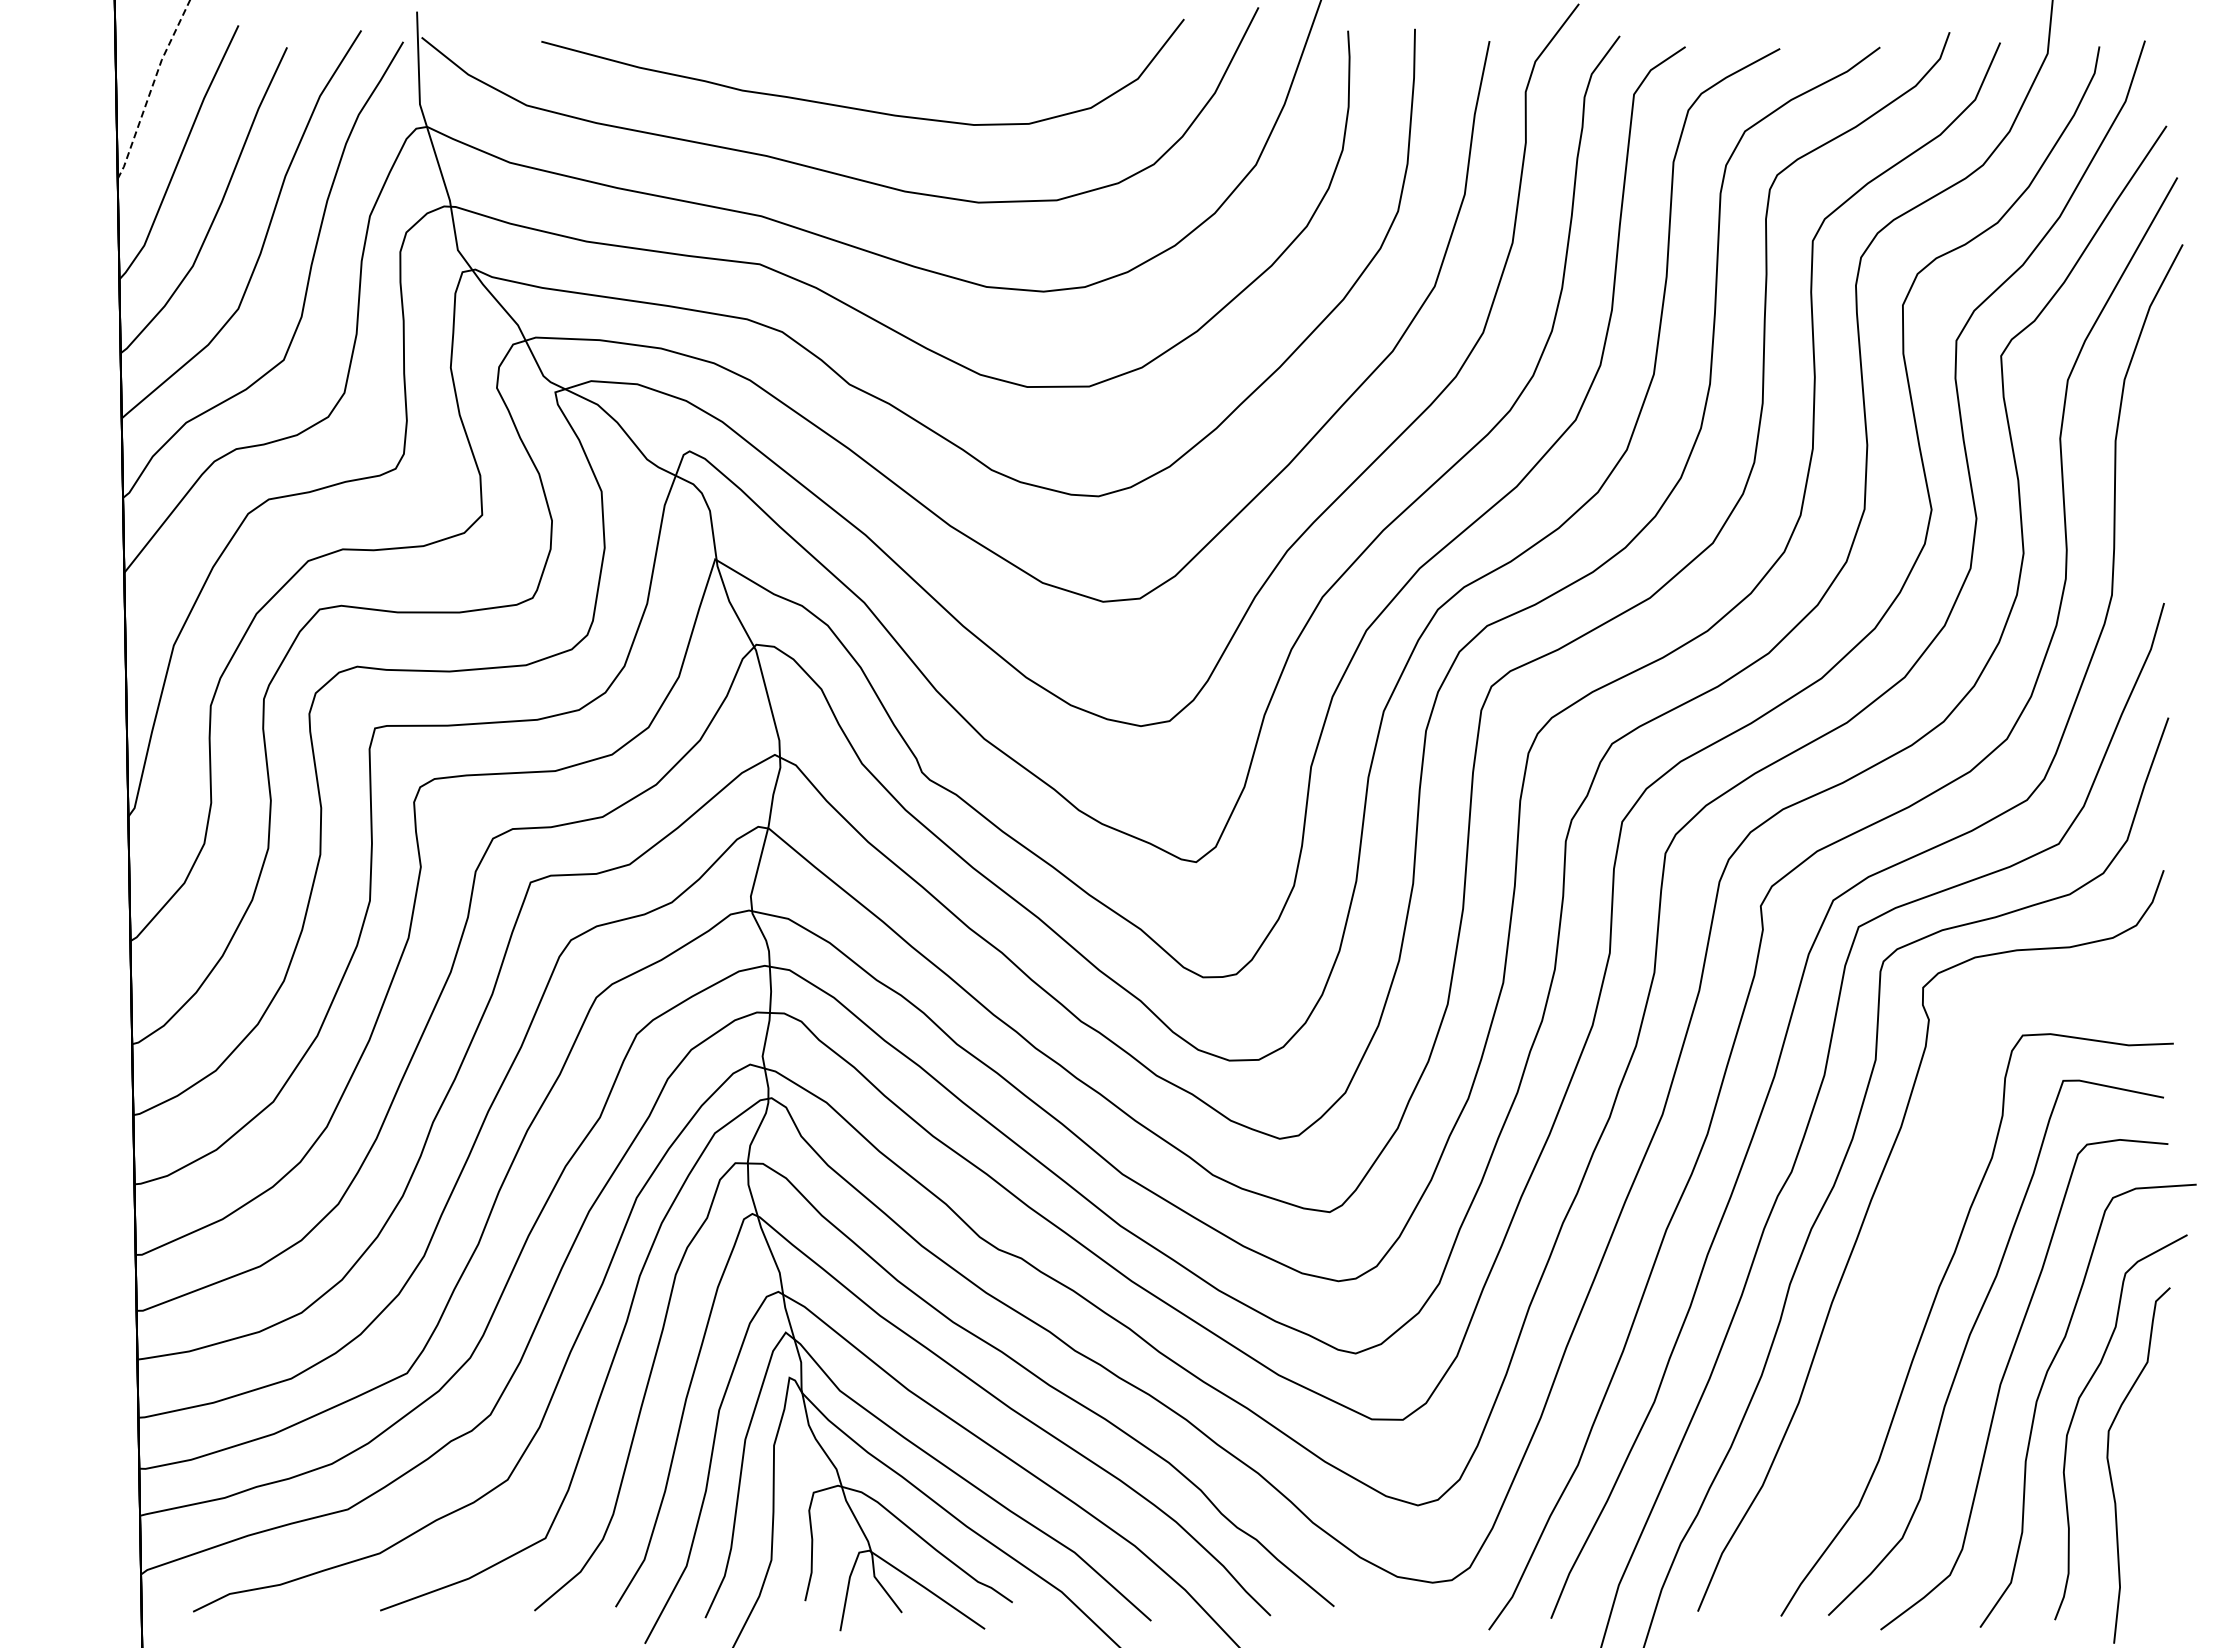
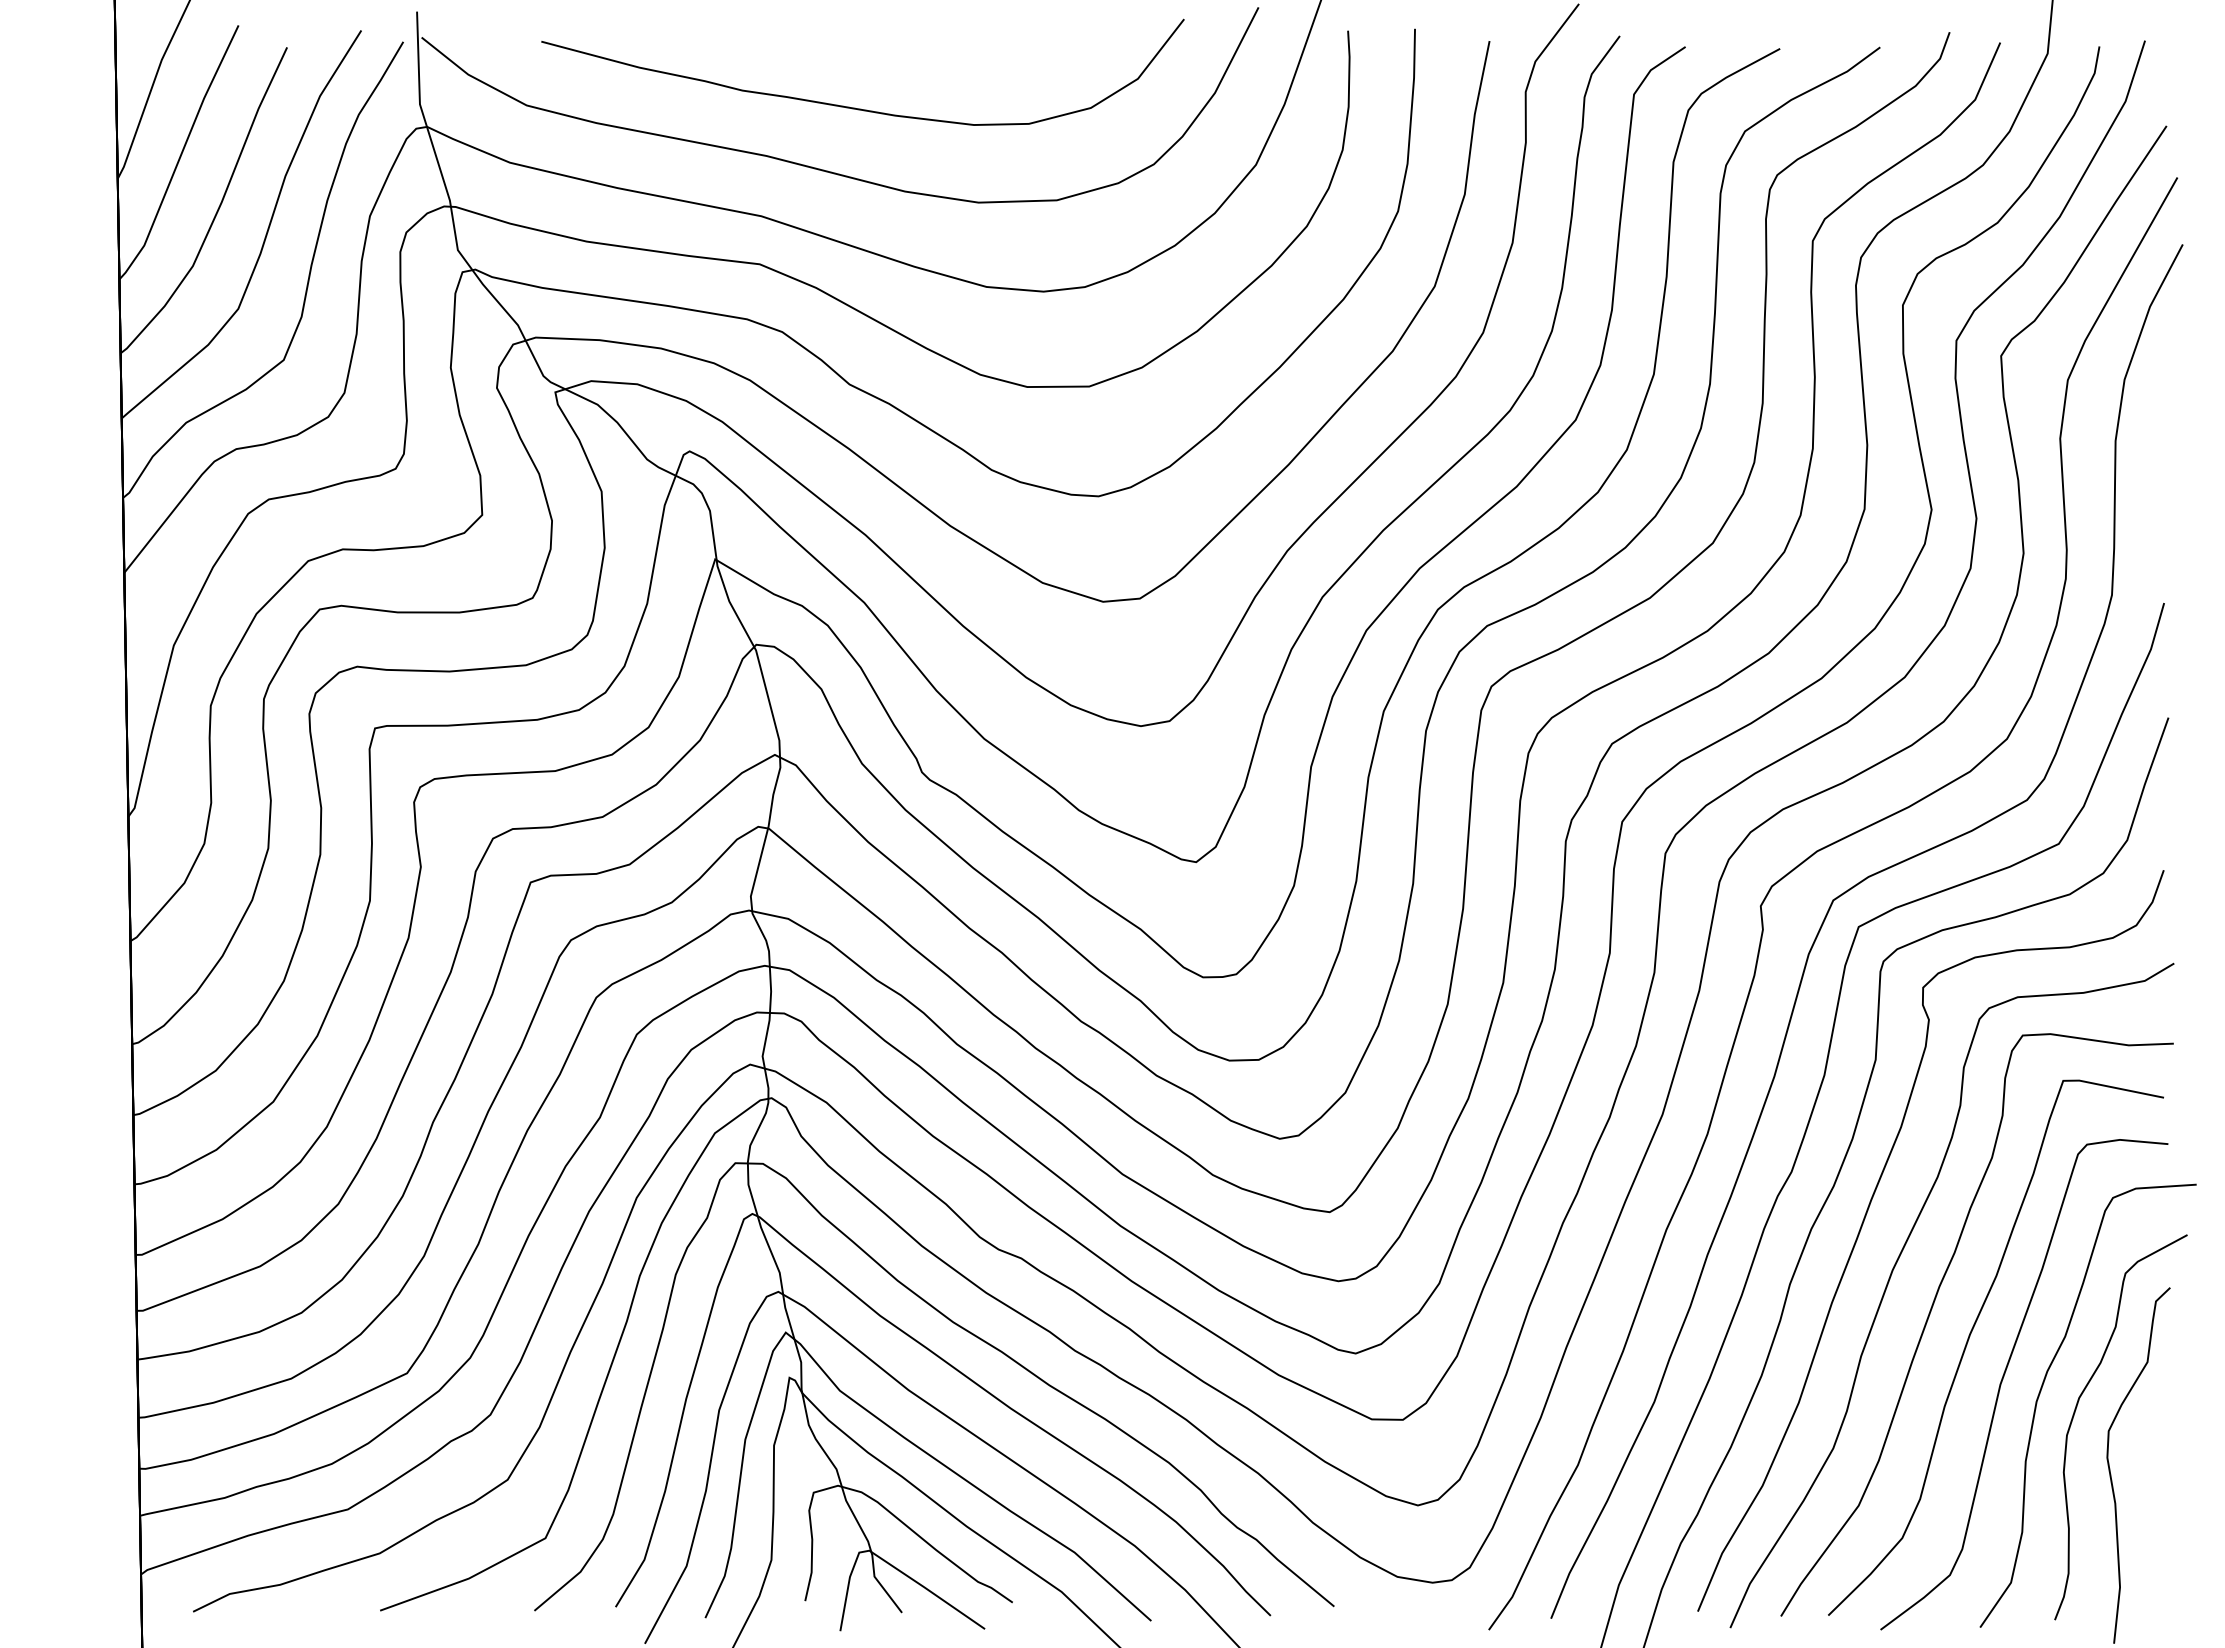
line: dashed -> solid (151, 89)
curve: none -> present (1892, 1274)
